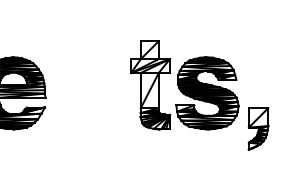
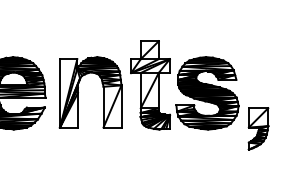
part: none -> present (78, 92)
